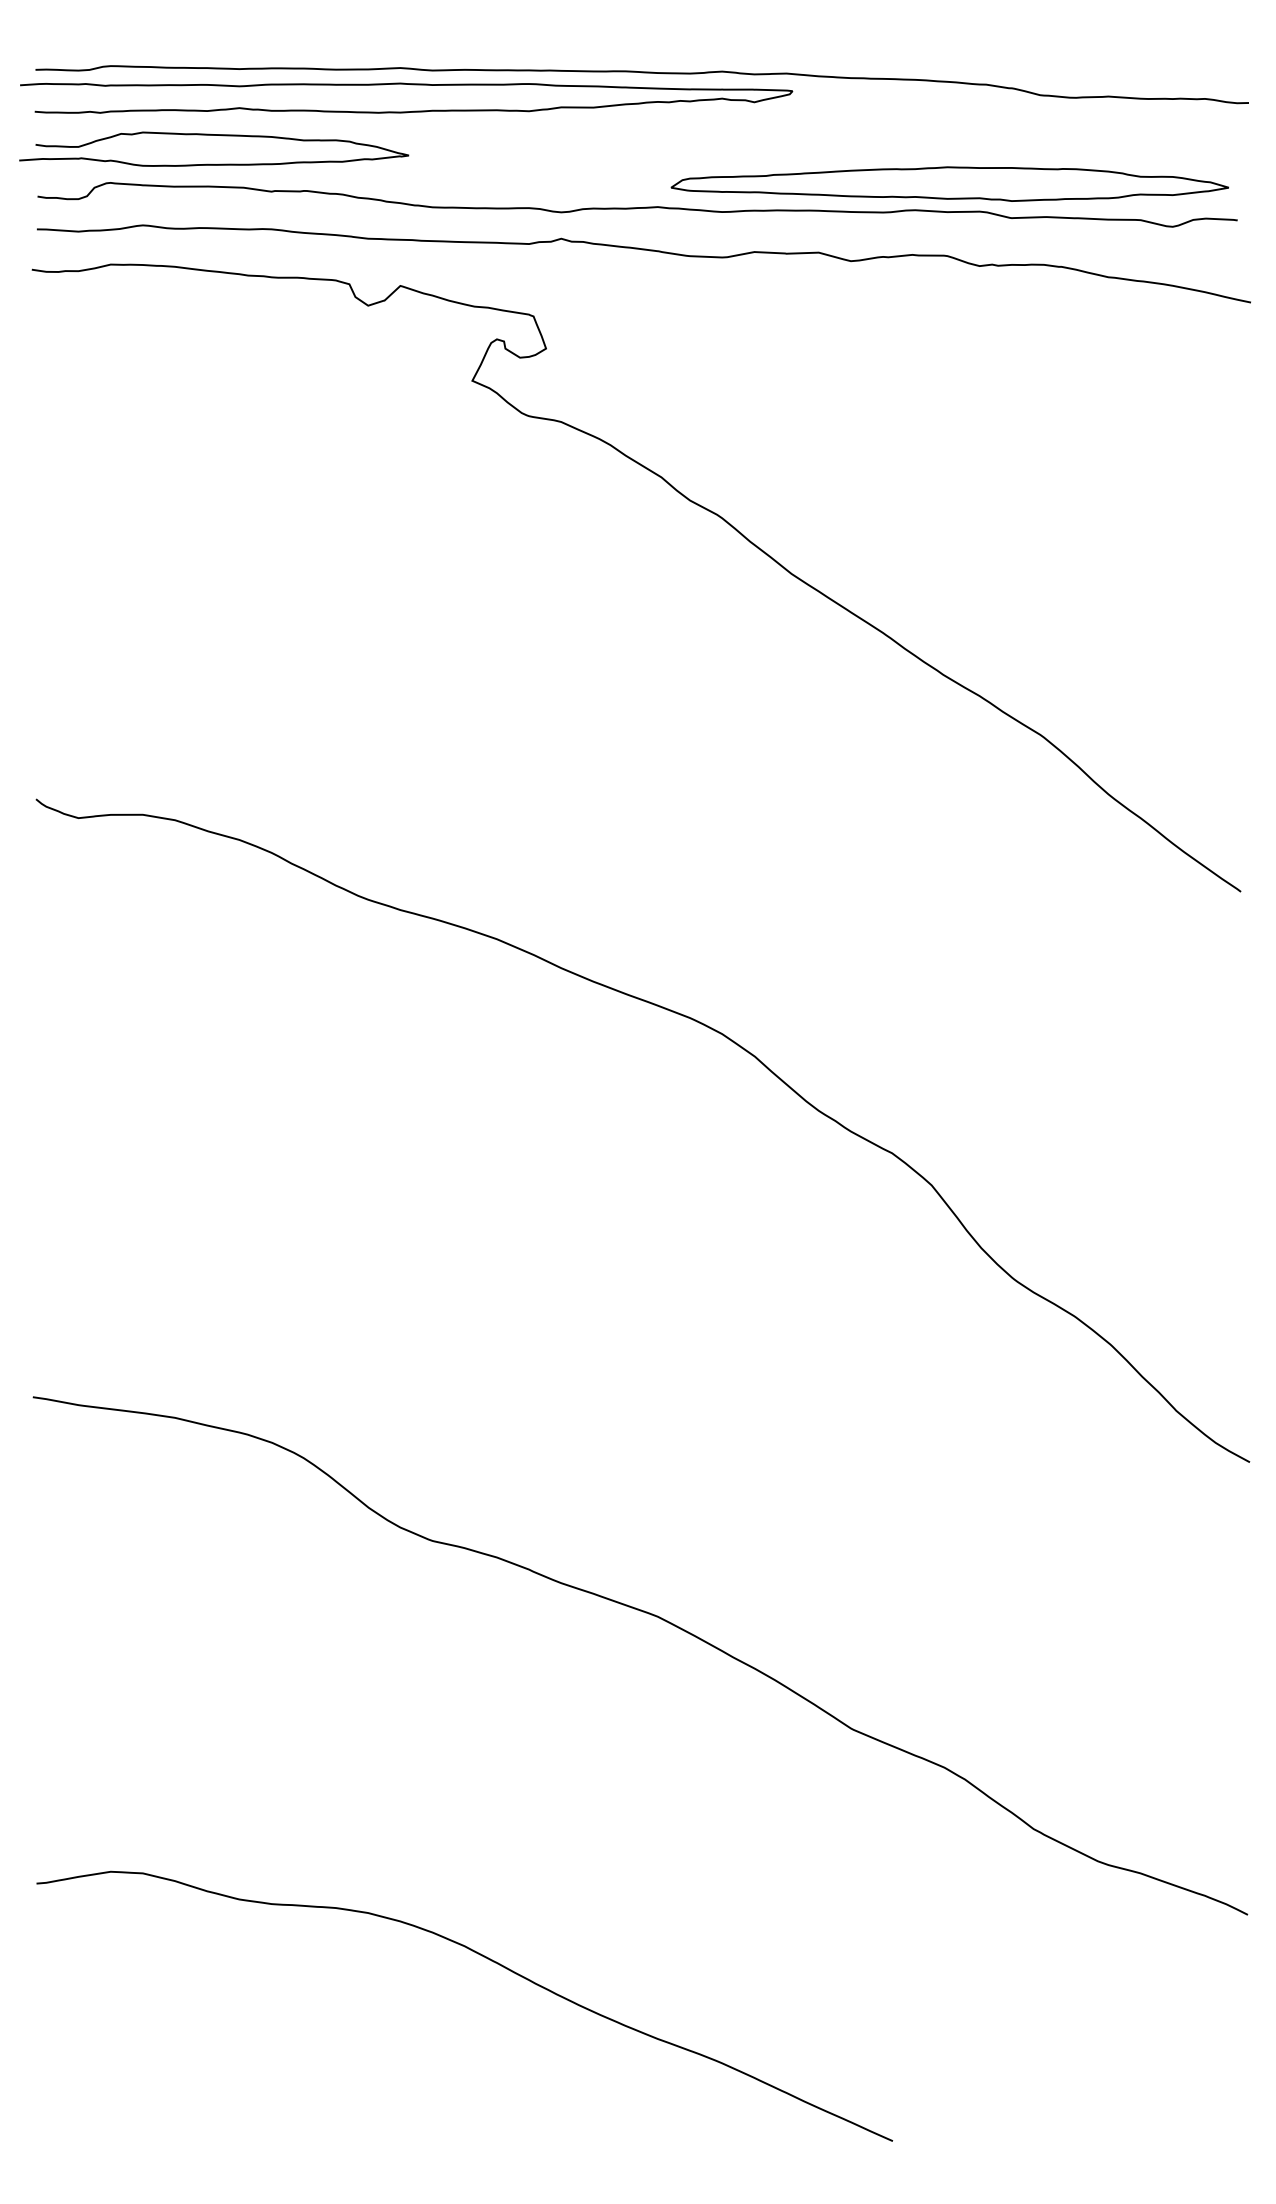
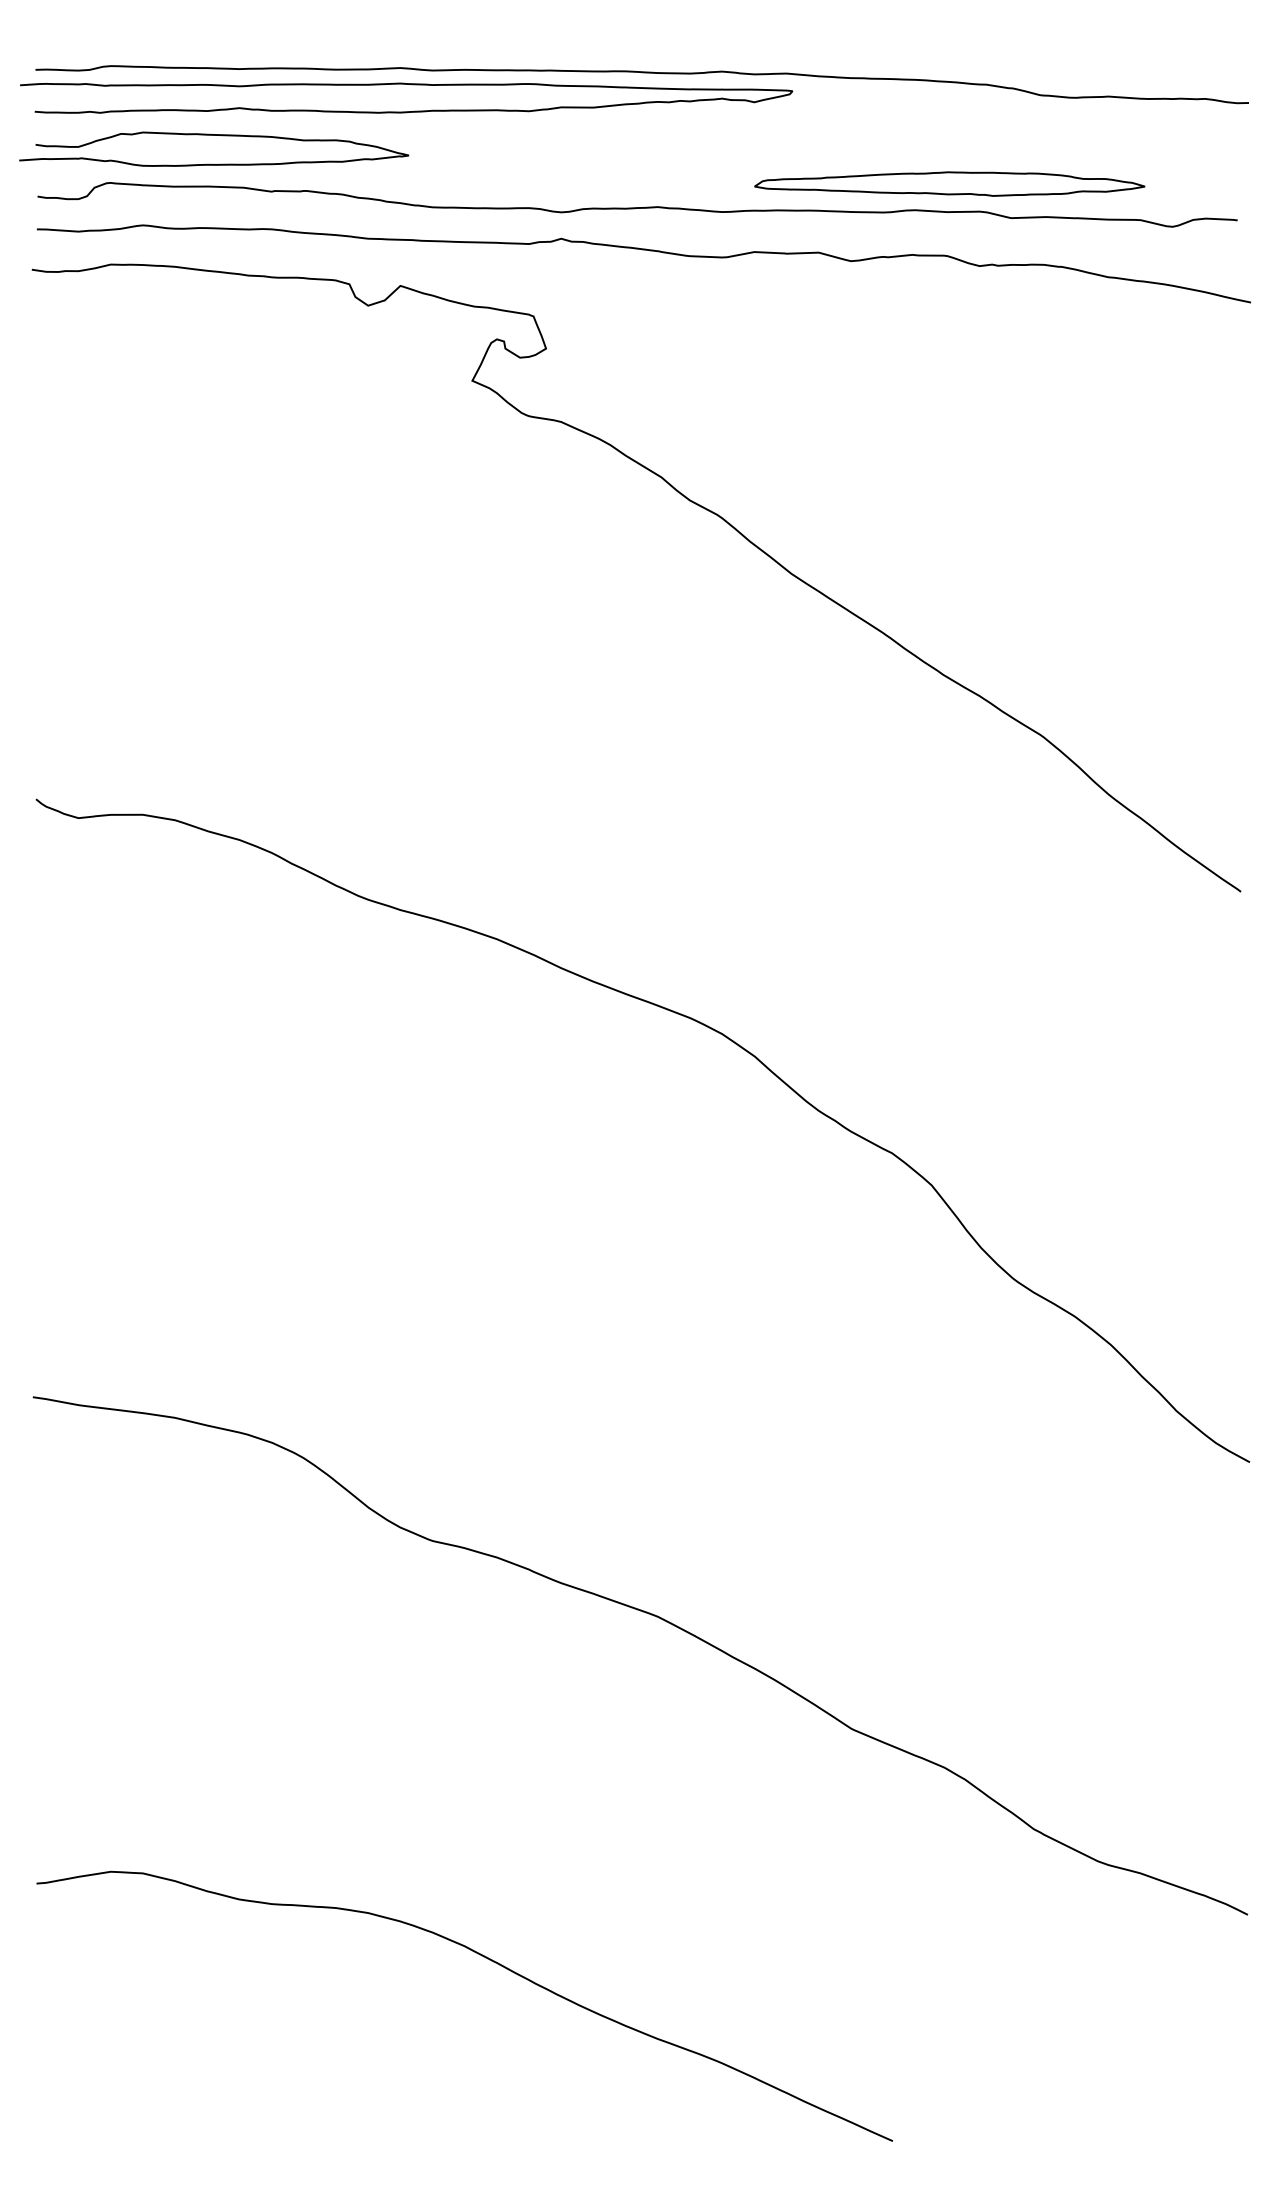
part size: 559x36 px -> 392x26 px (949, 183)
